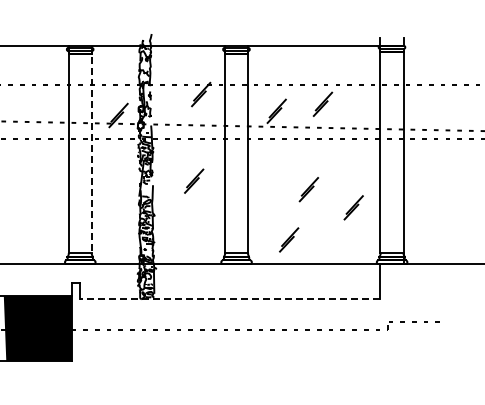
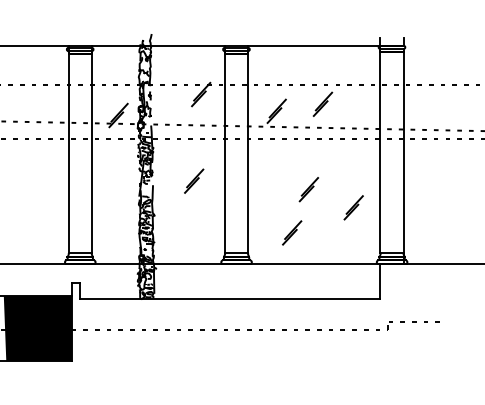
line: dashed -> solid (91, 149)
part position: (289, 239) -> (292, 232) (292, 232)
line: dashed -> solid (229, 298)
